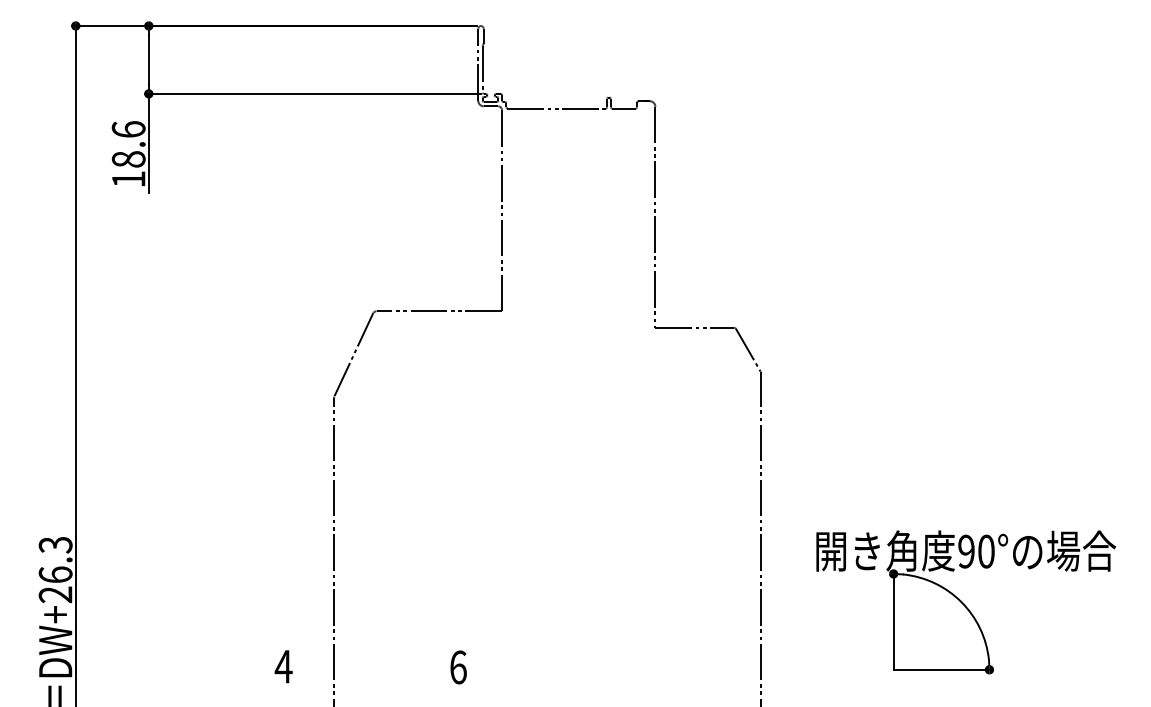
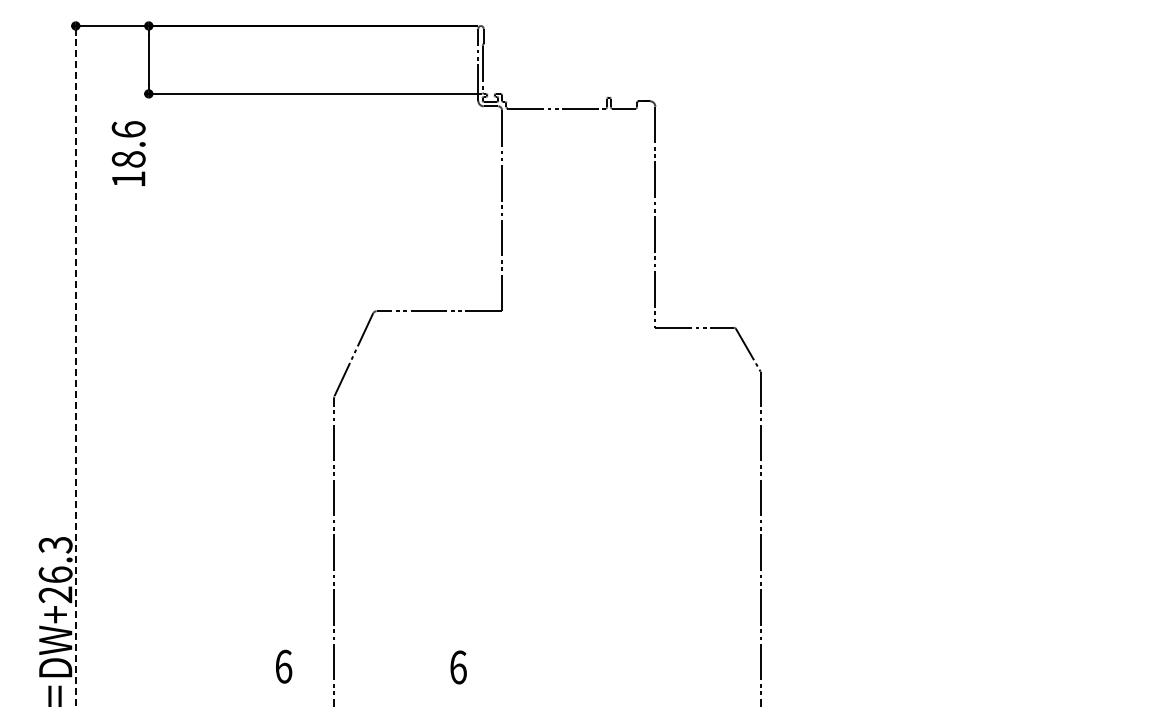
line: present -> none (148, 142)
line: solid -> dashed (75, 371)
part: present -> none (966, 602)
text: 4 -> 6 (283, 666)
